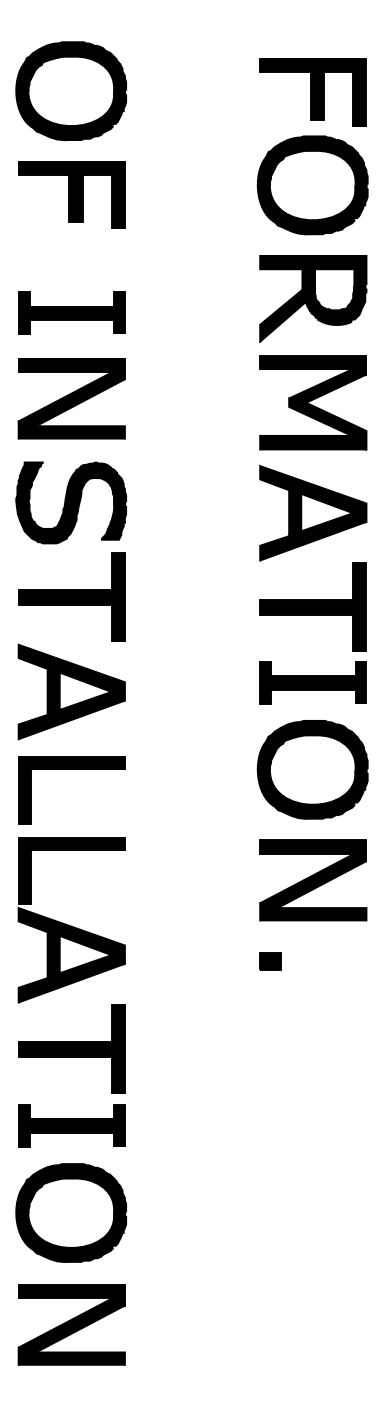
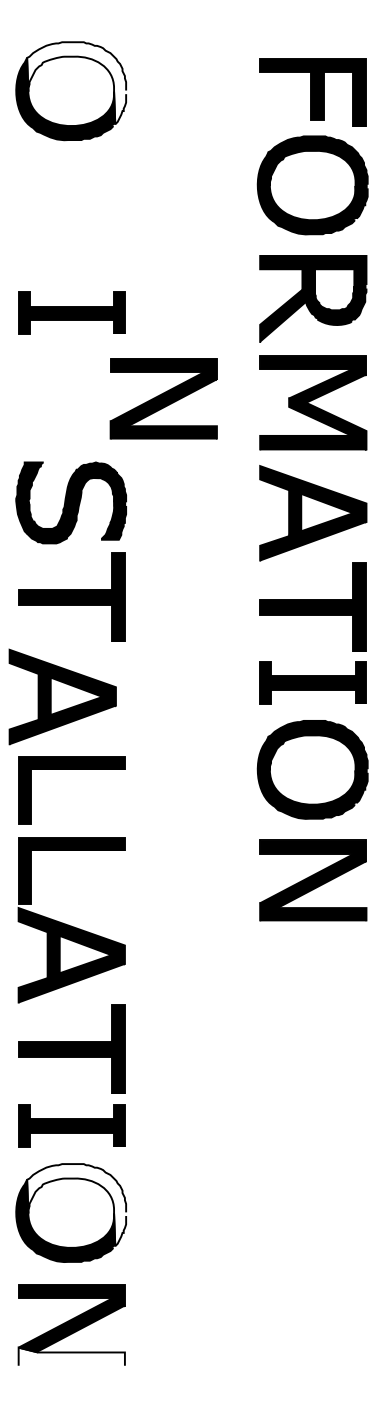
fill: present -> none (76, 83)
part: present -> none (71, 194)
part position: (71, 398) -> (163, 398) (163, 398)
part position: (71, 691) -> (62, 696) (62, 696)
part: present -> none (270, 961)
fill: present -> none (76, 1205)
fill: present -> none (71, 1356)
